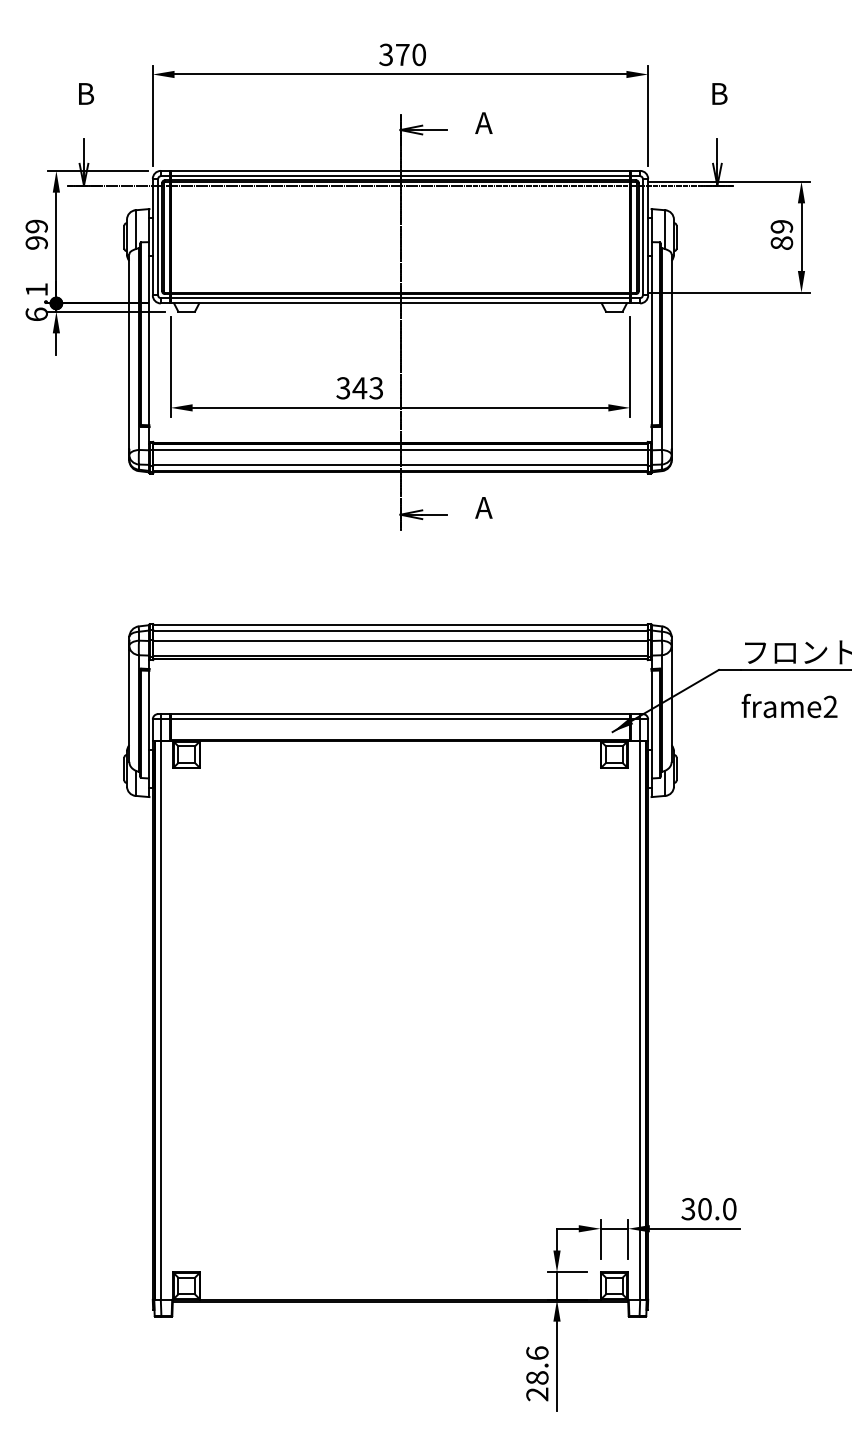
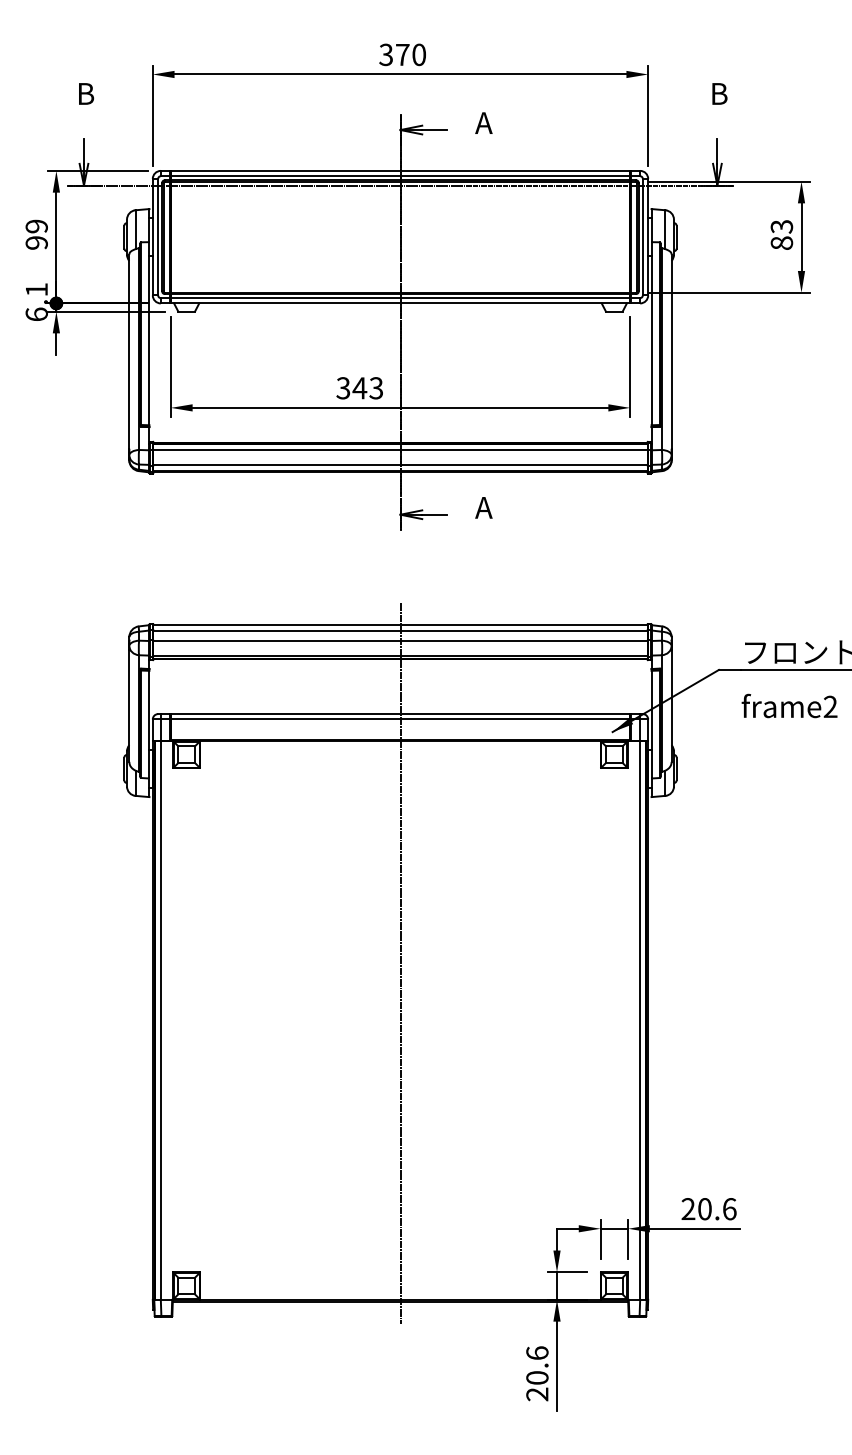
text: 89 -> 83 (782, 226)
line: none -> present (400, 963)
text: 30.0 -> 20.6 (708, 1209)
text: 28.6 -> 20.6 (537, 1377)
